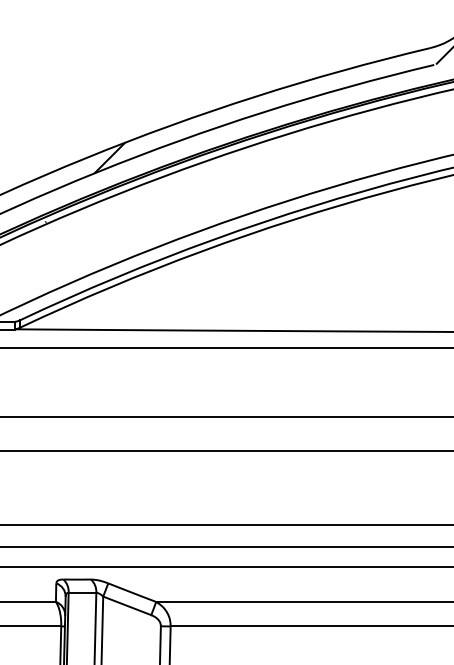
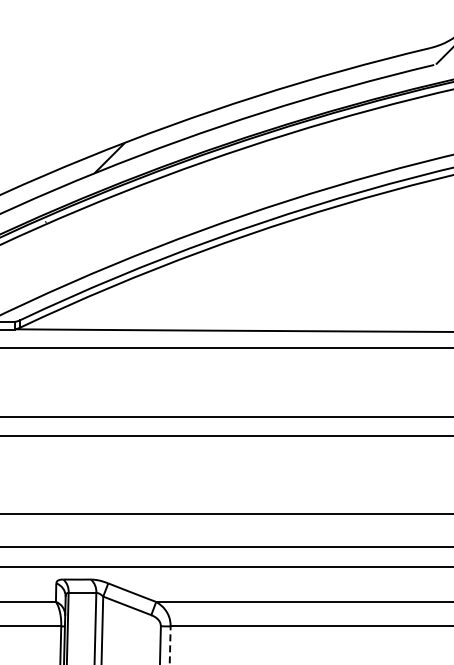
line position: (226, 451) -> (226, 436) (226, 436)
line position: (226, 524) -> (226, 513) (226, 513)
line: solid -> dashed (170, 645)
